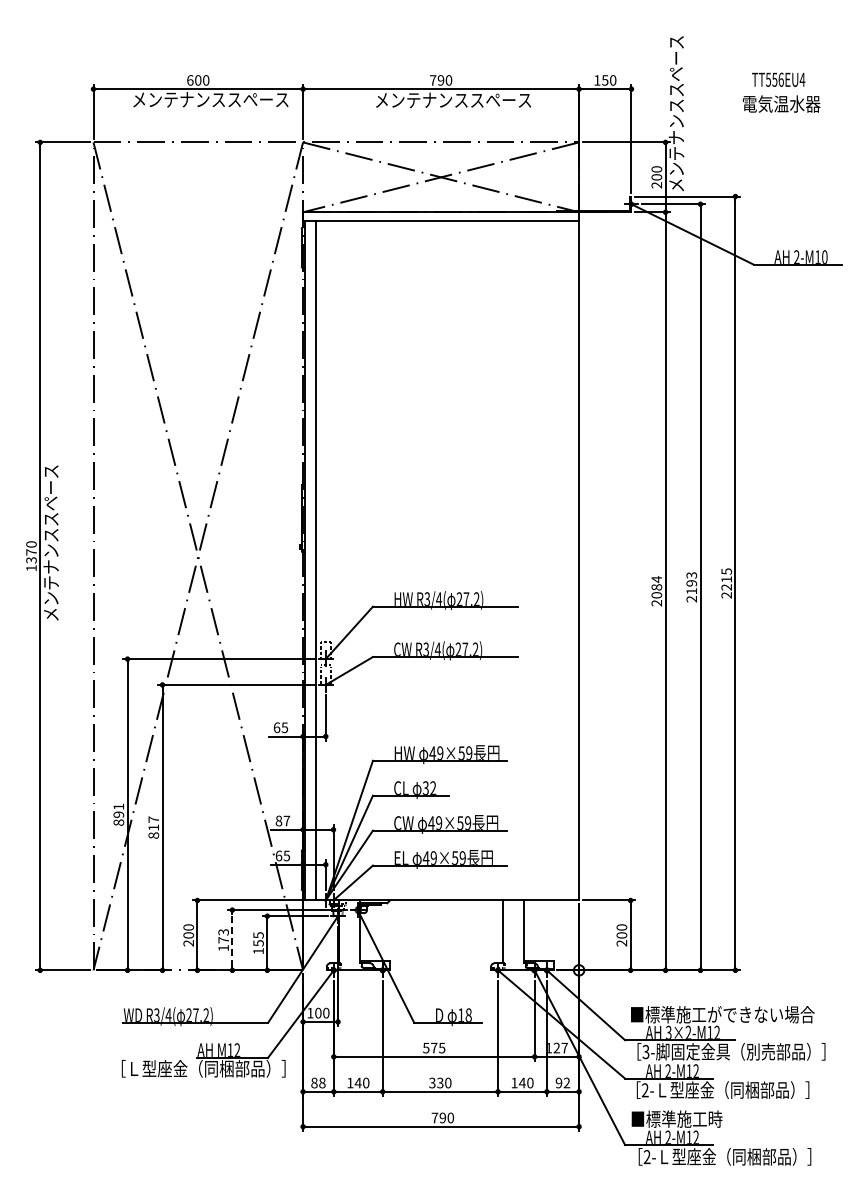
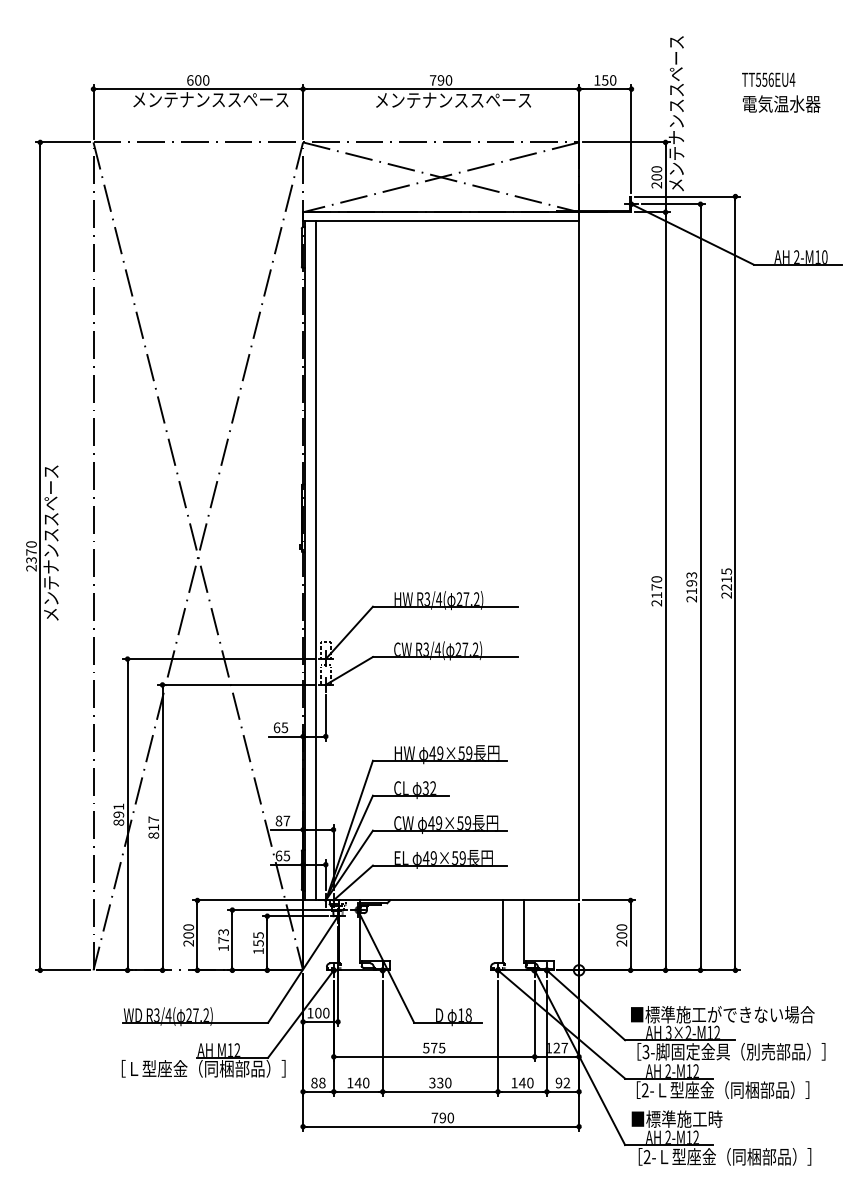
text position: (778, 79) -> (768, 79) (768, 79)
text: 1370 -> 2370 (31, 568)
text: 2084 -> 2170 (656, 587)
line: dashed -> solid (232, 940)
